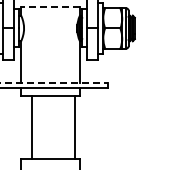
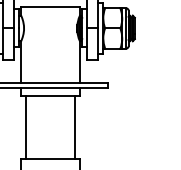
line: dashed -> solid (50, 7)
line: dashed -> solid (54, 83)
line position: (32, 127) -> (26, 127) (26, 127)
